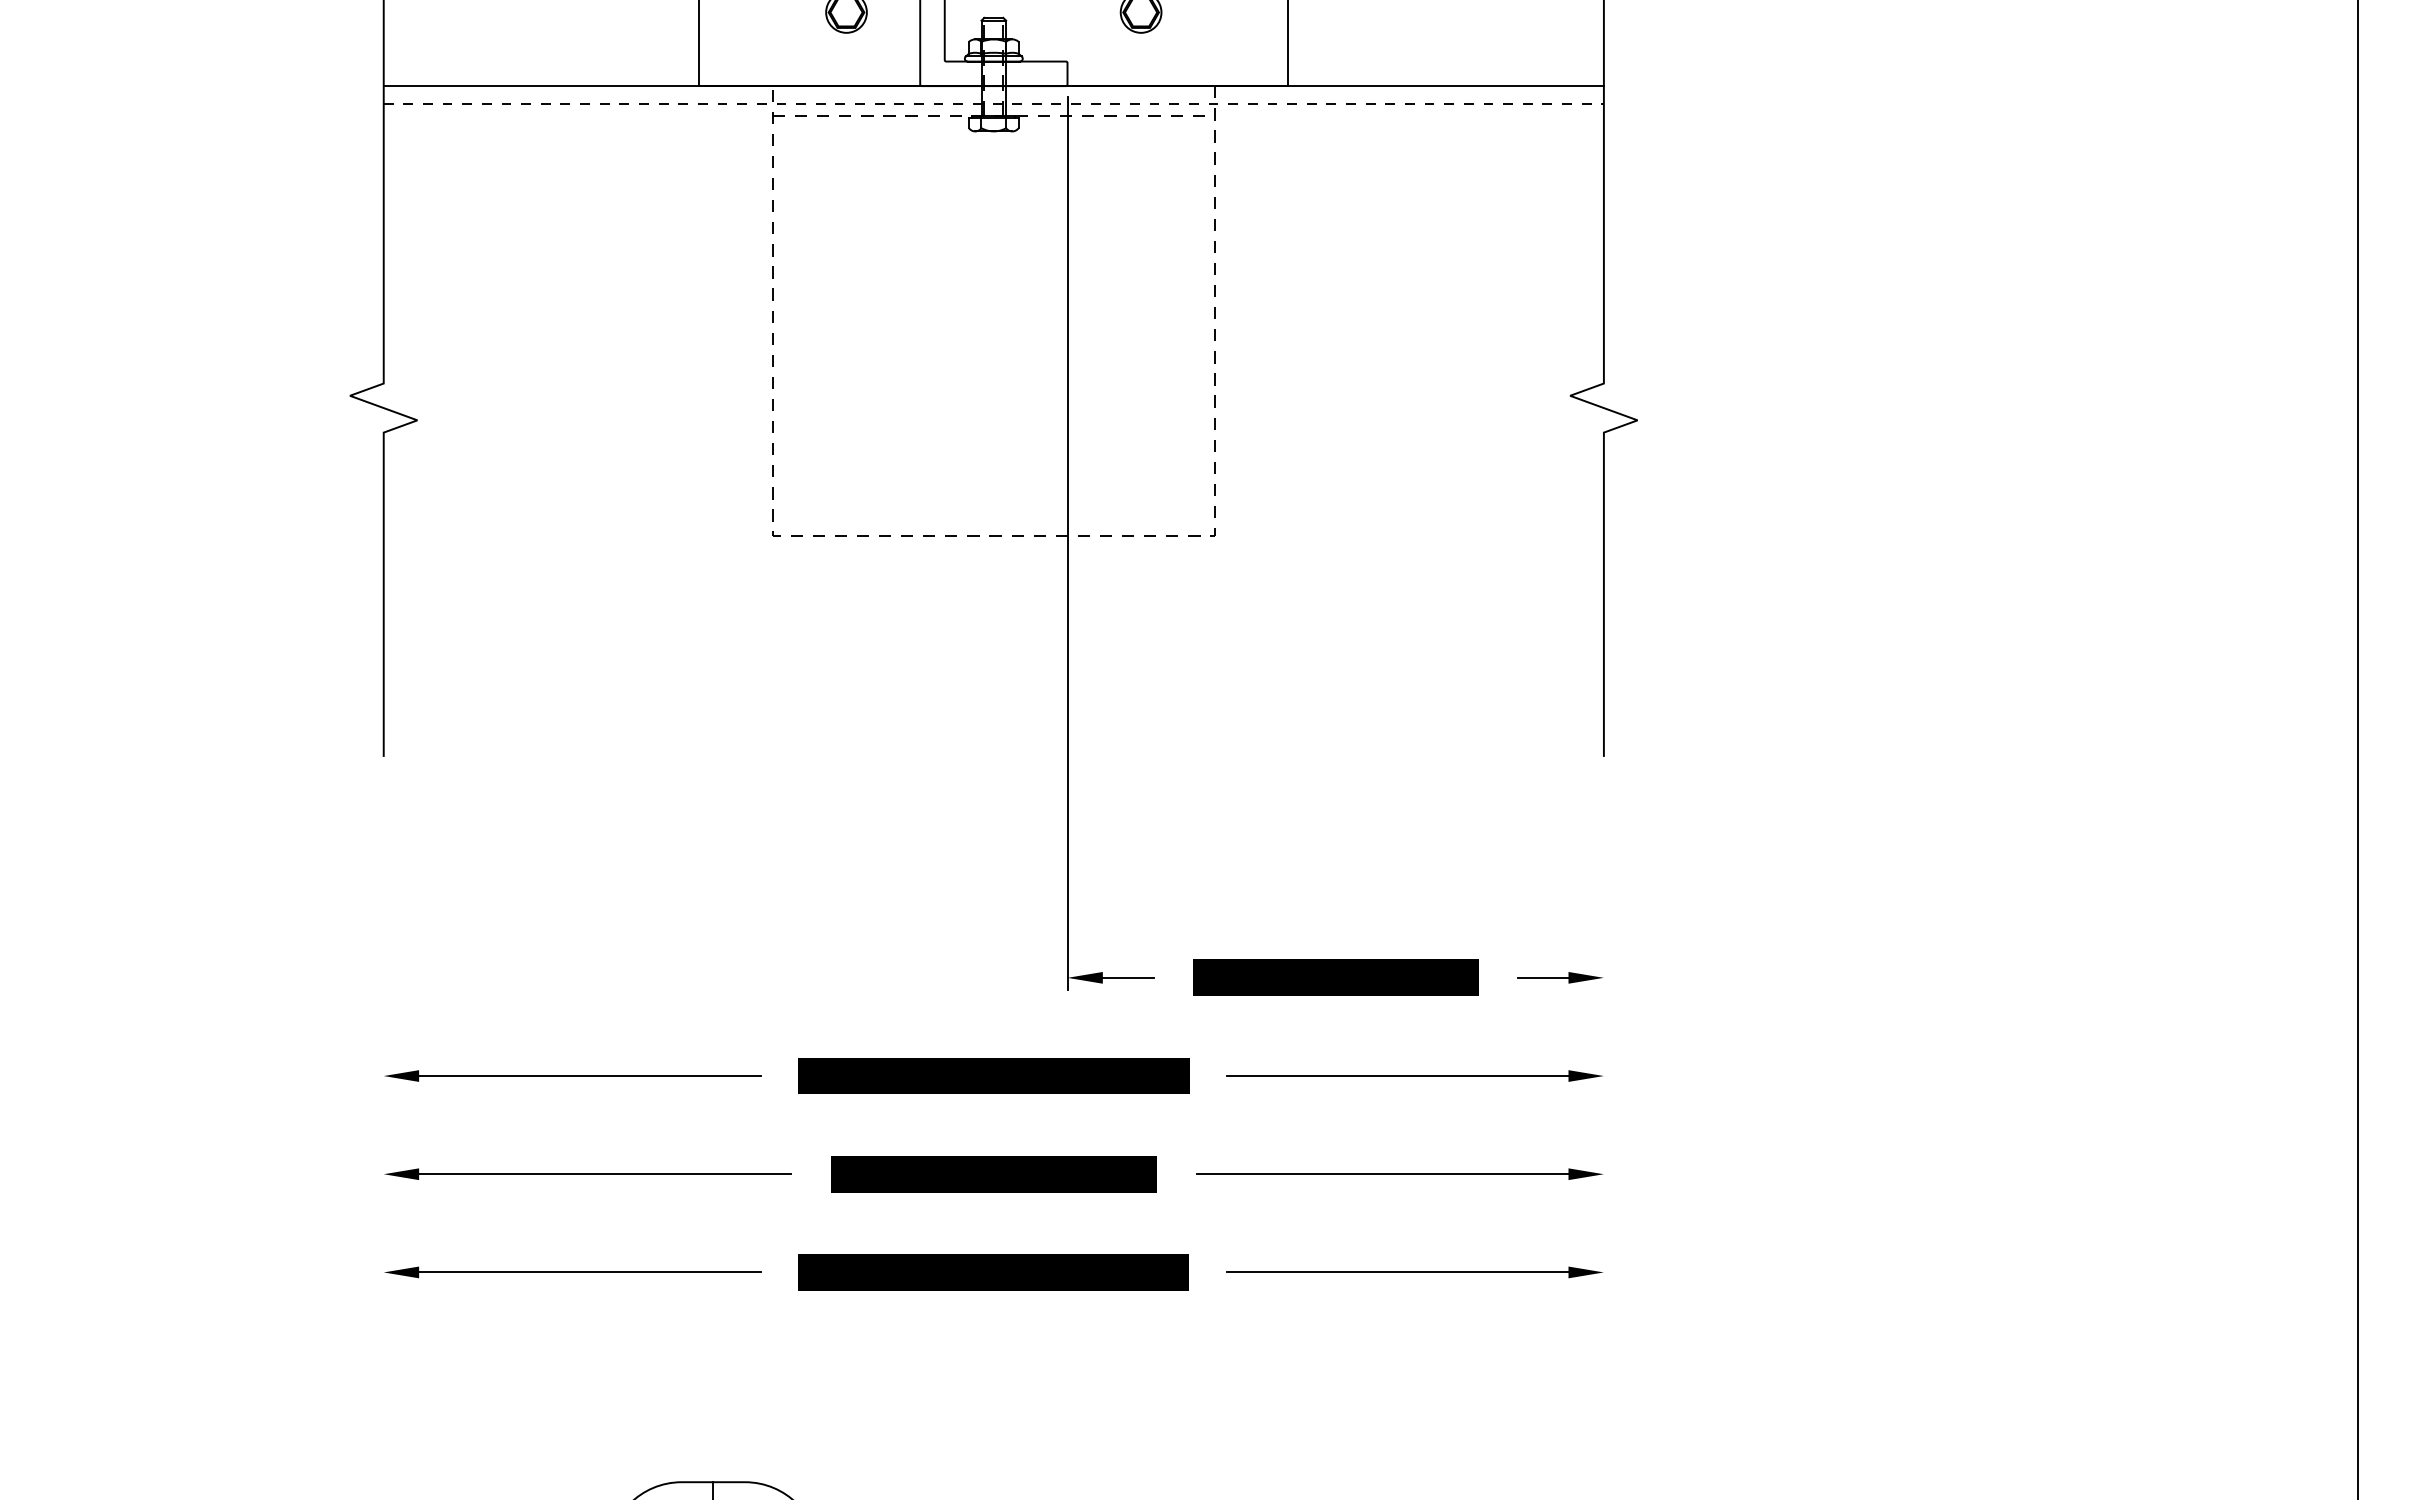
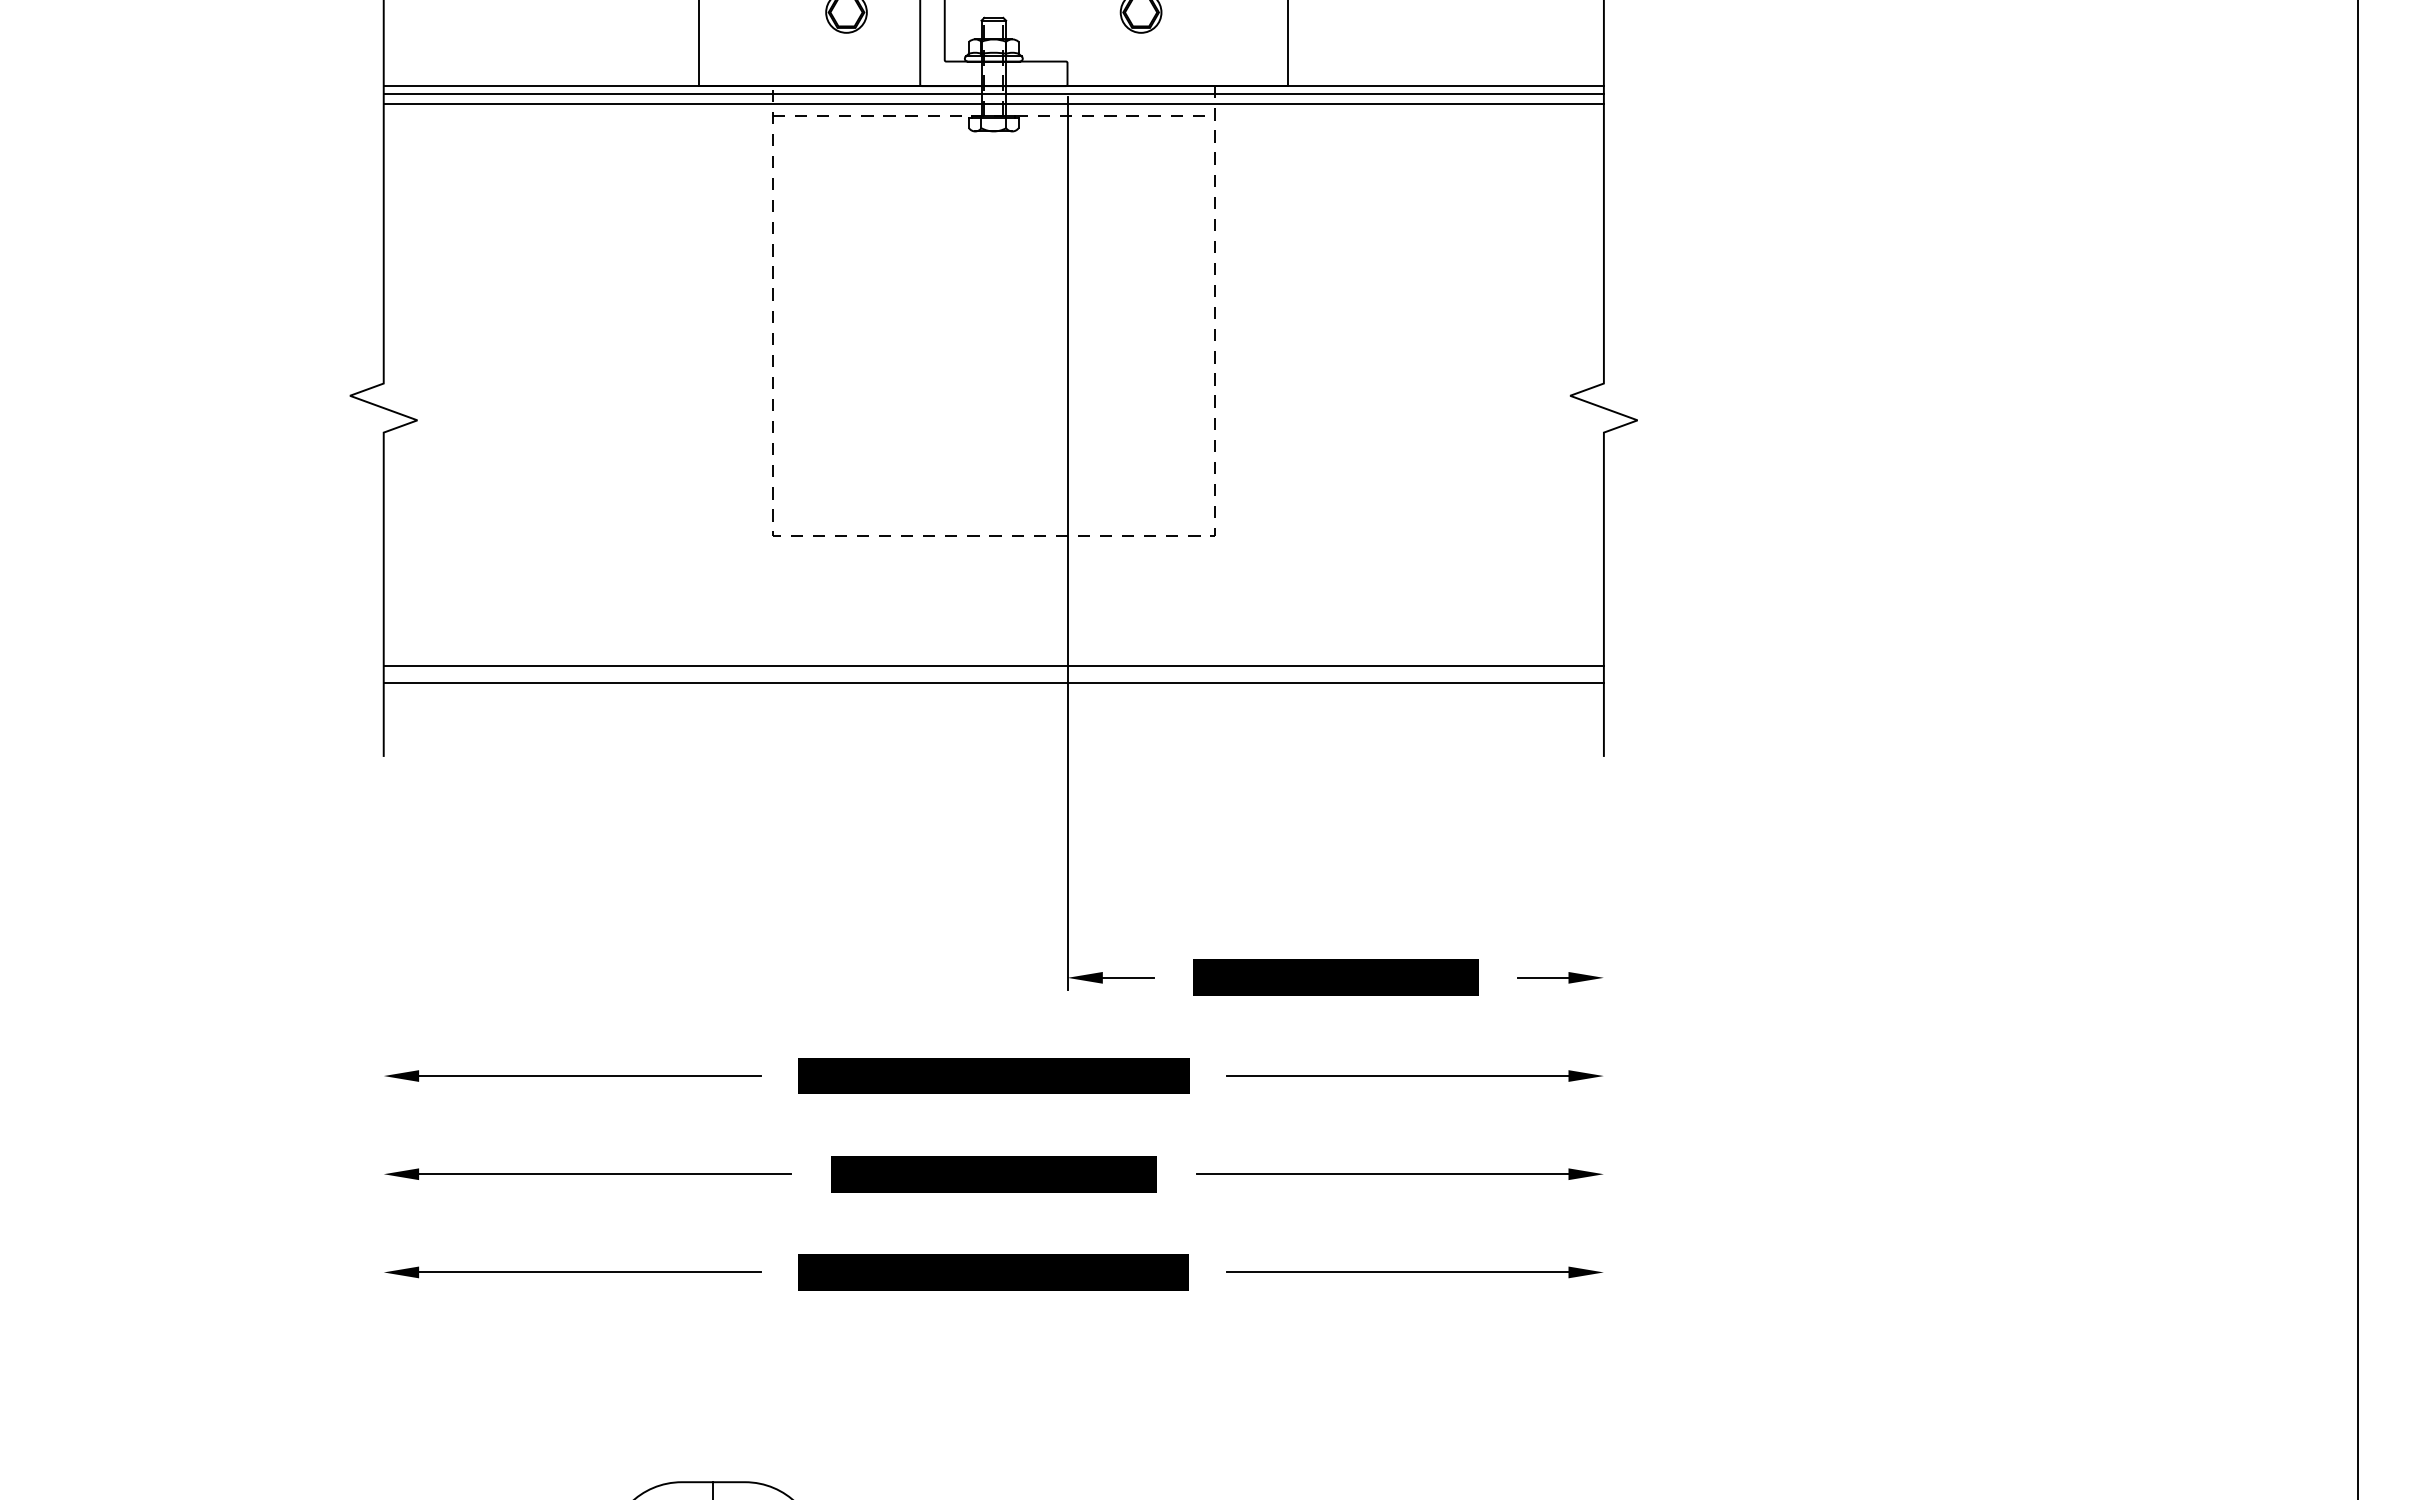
line: none -> present (993, 94)
line: dashed -> solid (994, 103)
line: none -> present (993, 666)
line: none -> present (993, 683)
